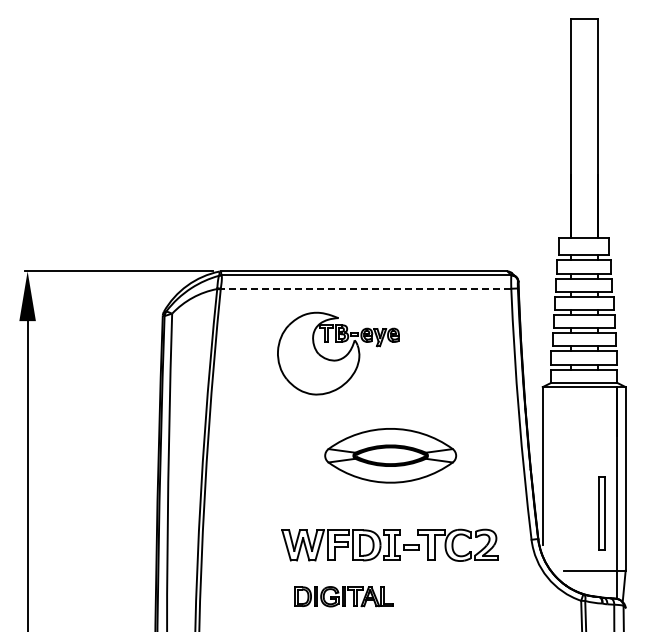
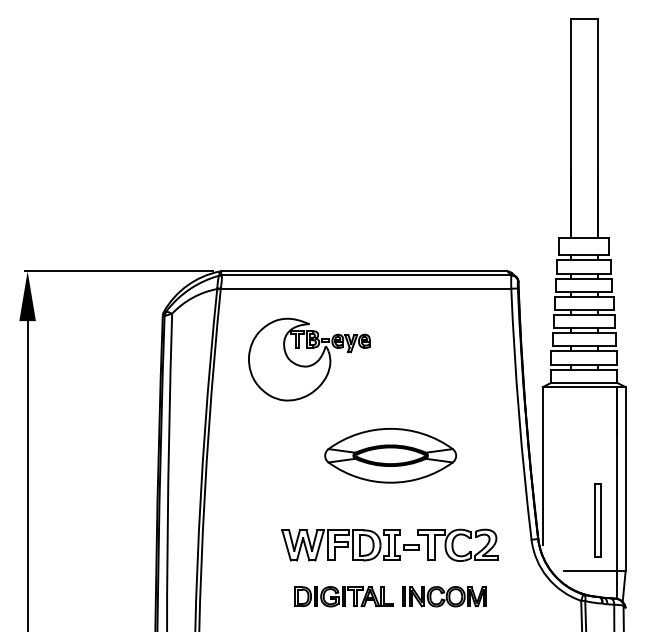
line: dashed -> solid (365, 288)
part position: (338, 353) -> (309, 359) (309, 359)
part position: (601, 513) -> (597, 520) (597, 520)
part: none -> present (444, 596)
